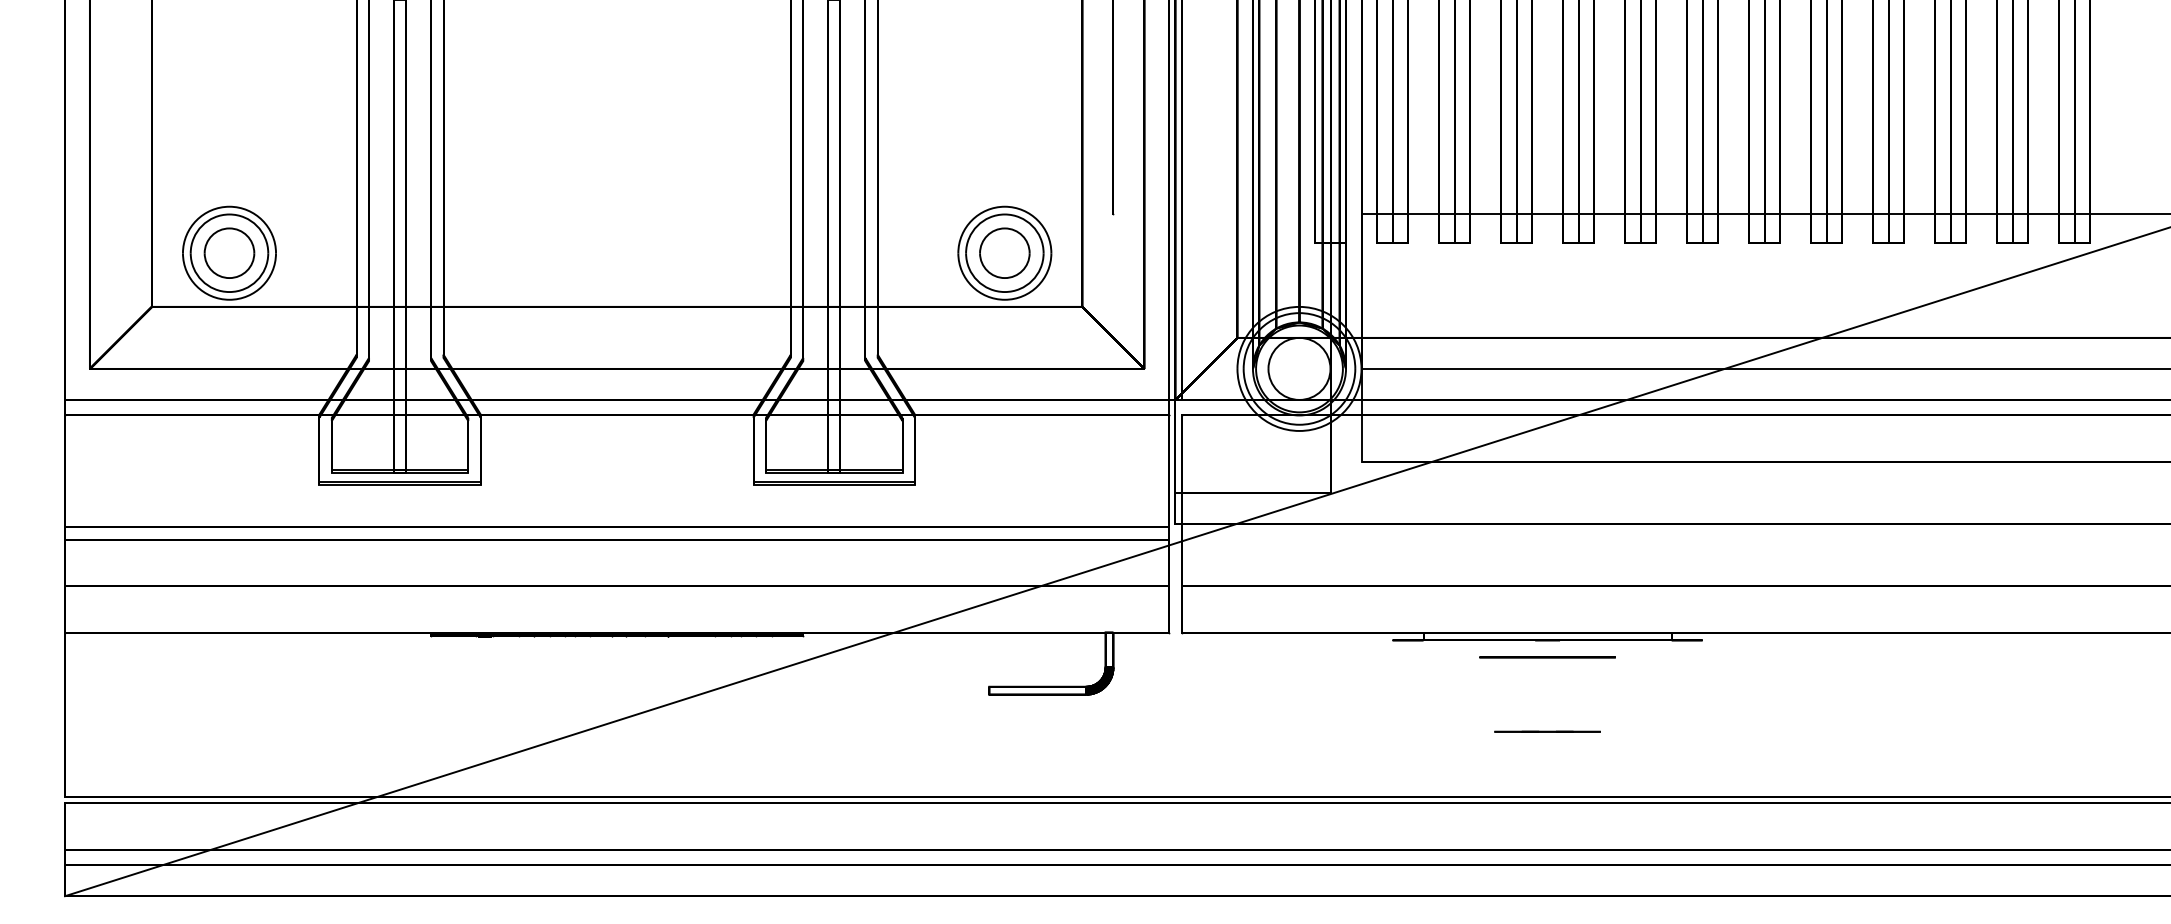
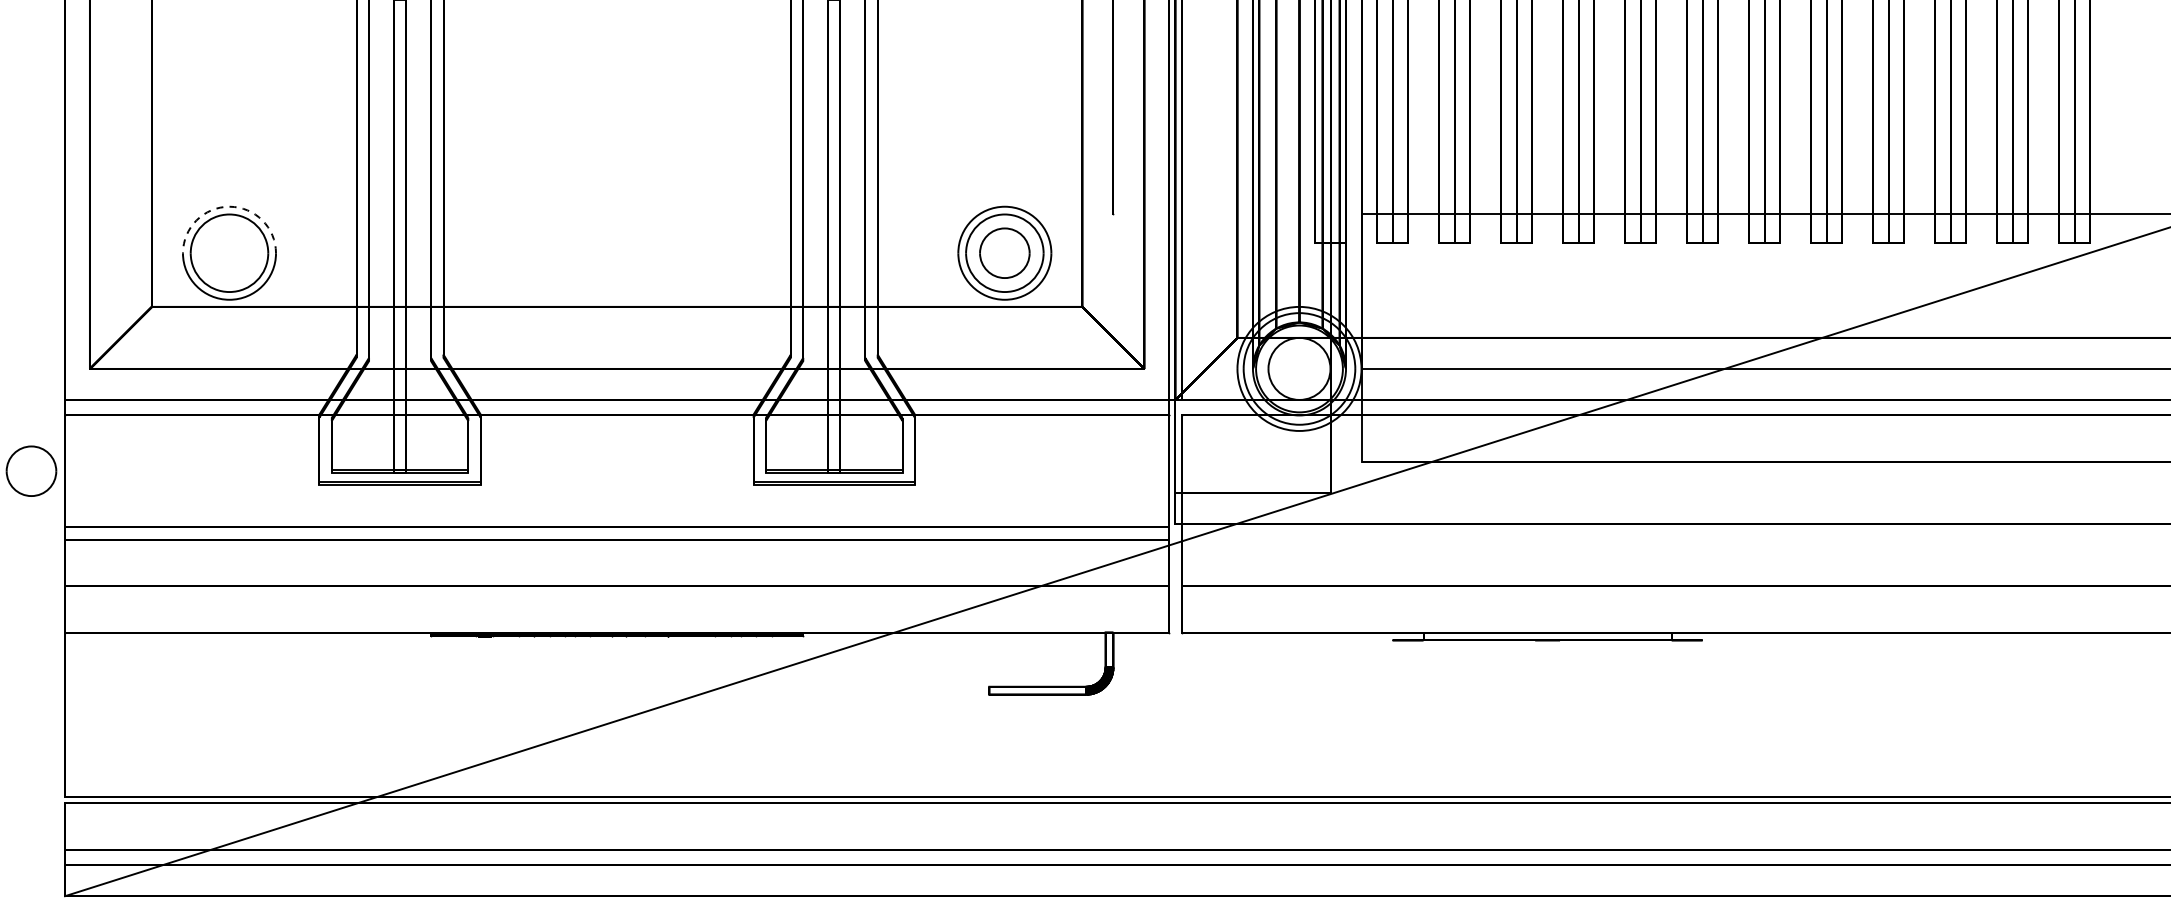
arc: solid -> dashed (229, 206)
part position: (229, 252) -> (31, 470) (31, 470)
circle: present -> none (1547, 657)
line: present -> none (1547, 731)
